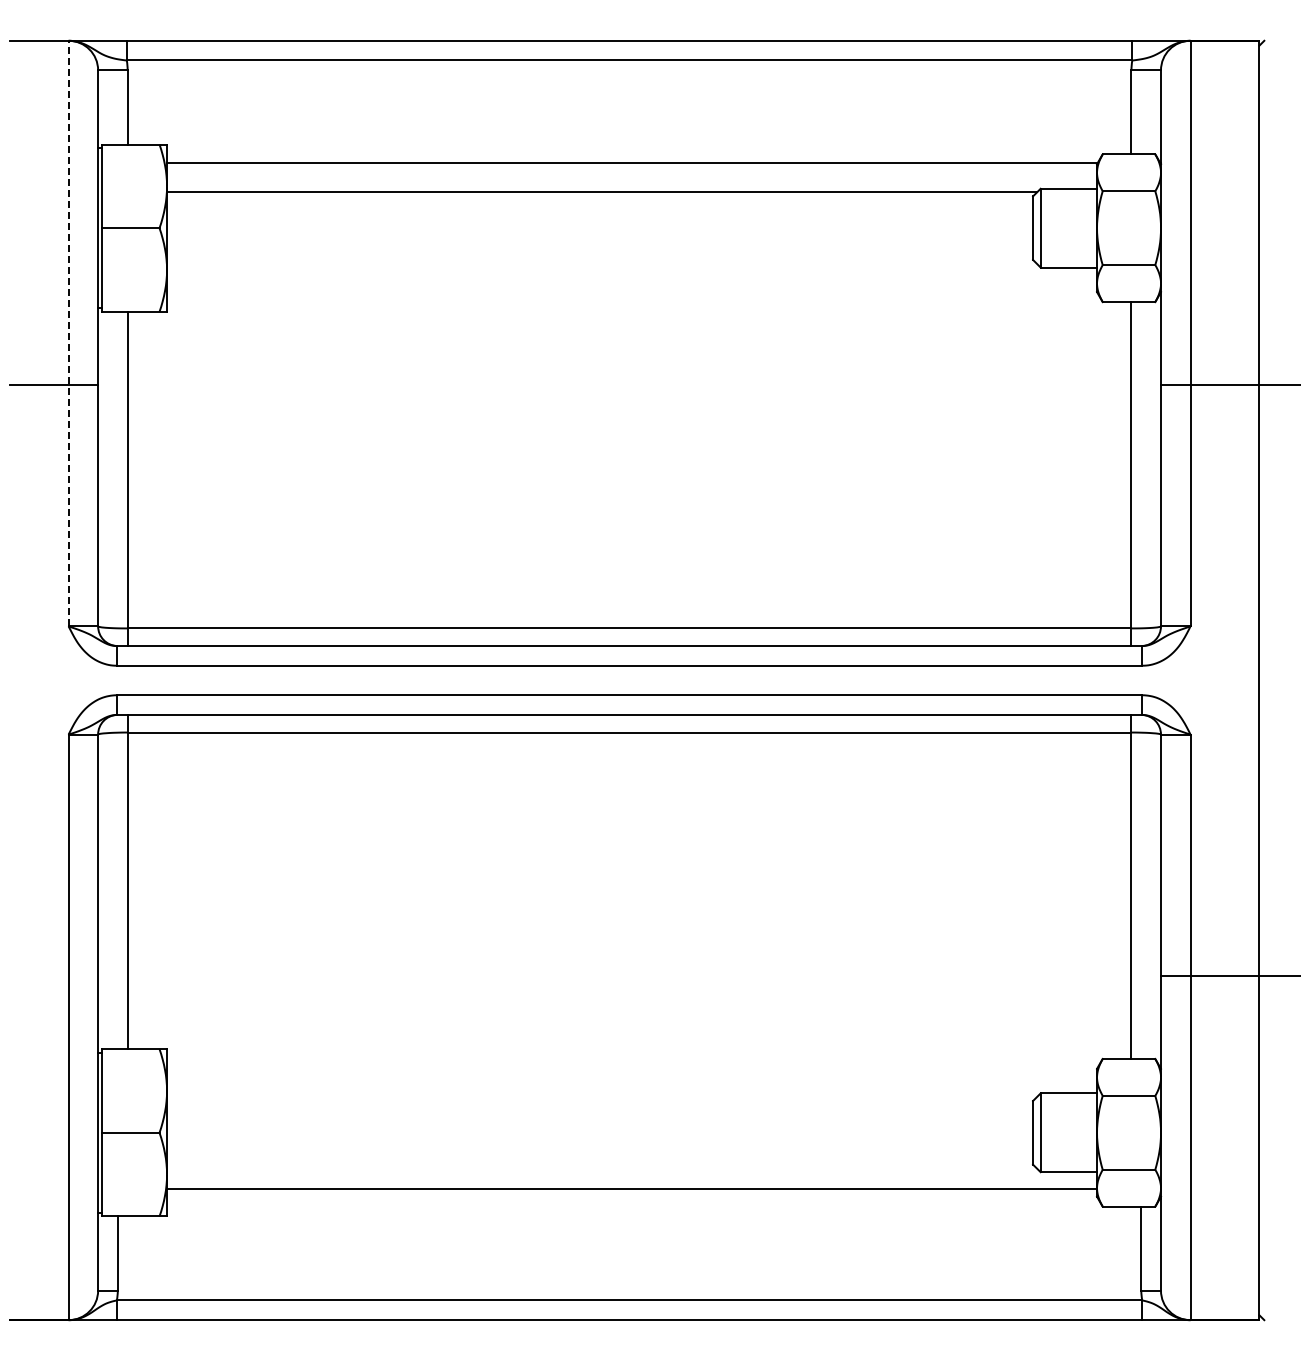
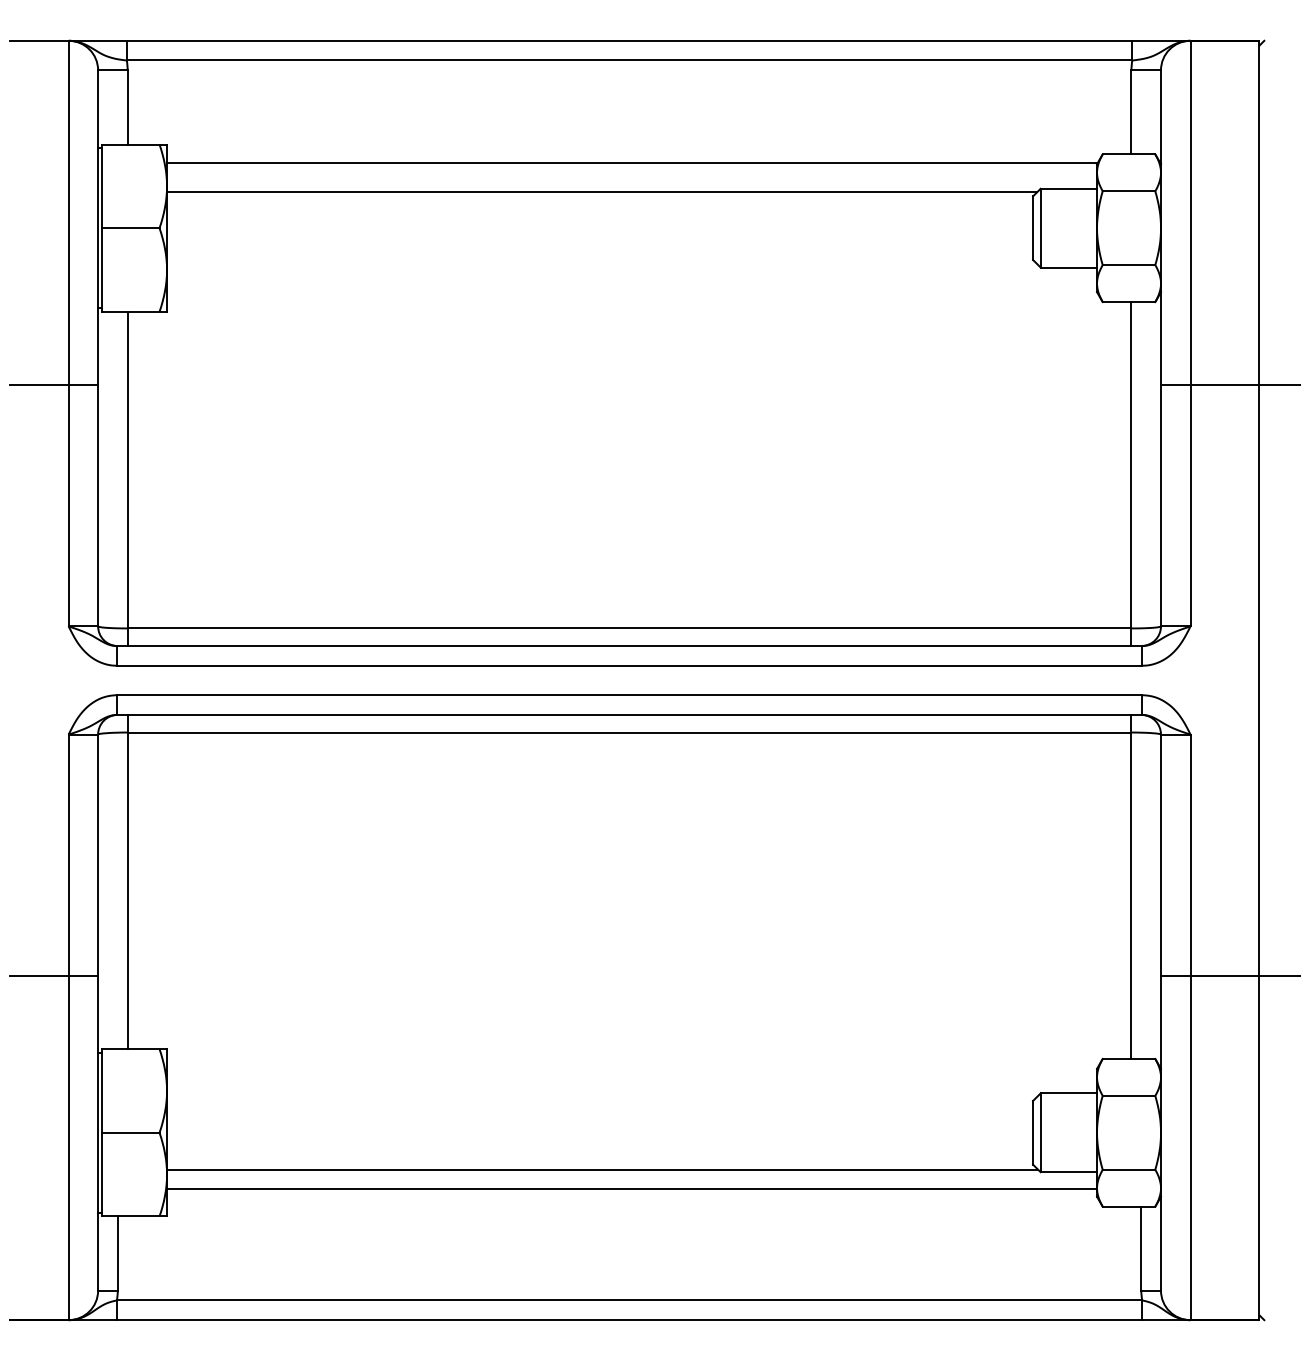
line: dashed -> solid (68, 333)
line: none -> present (53, 975)
line: none -> present (602, 1169)
